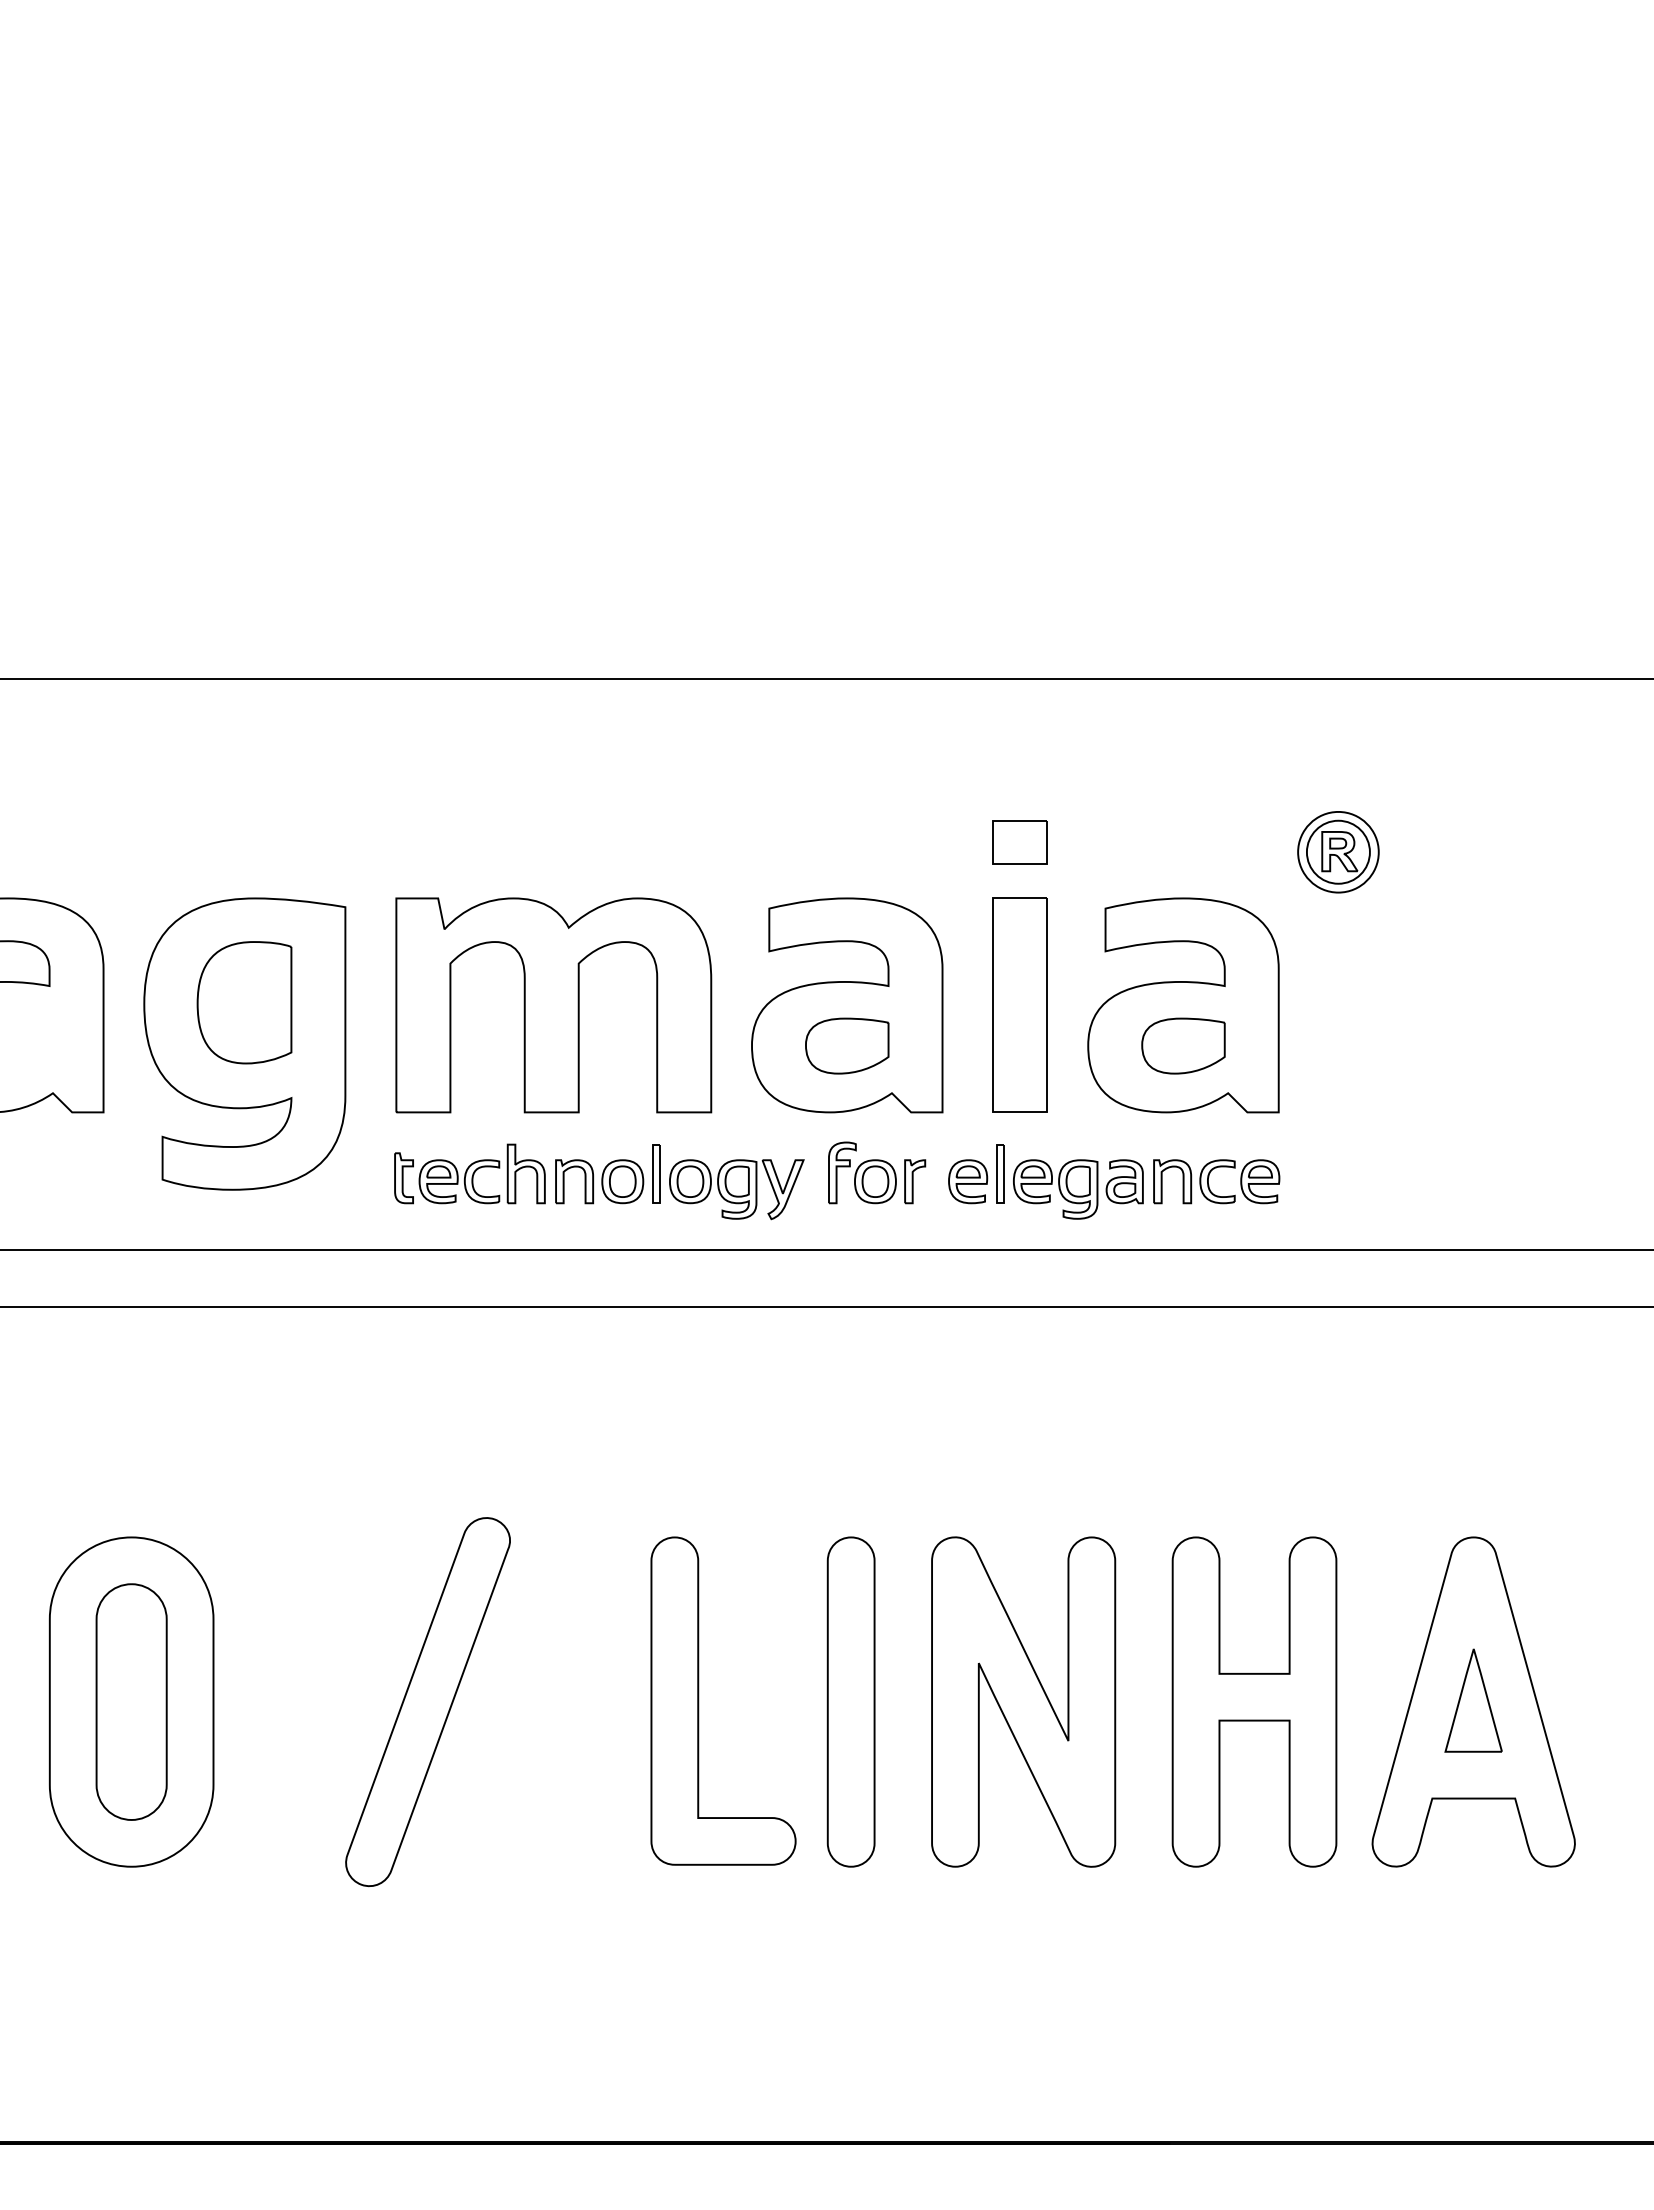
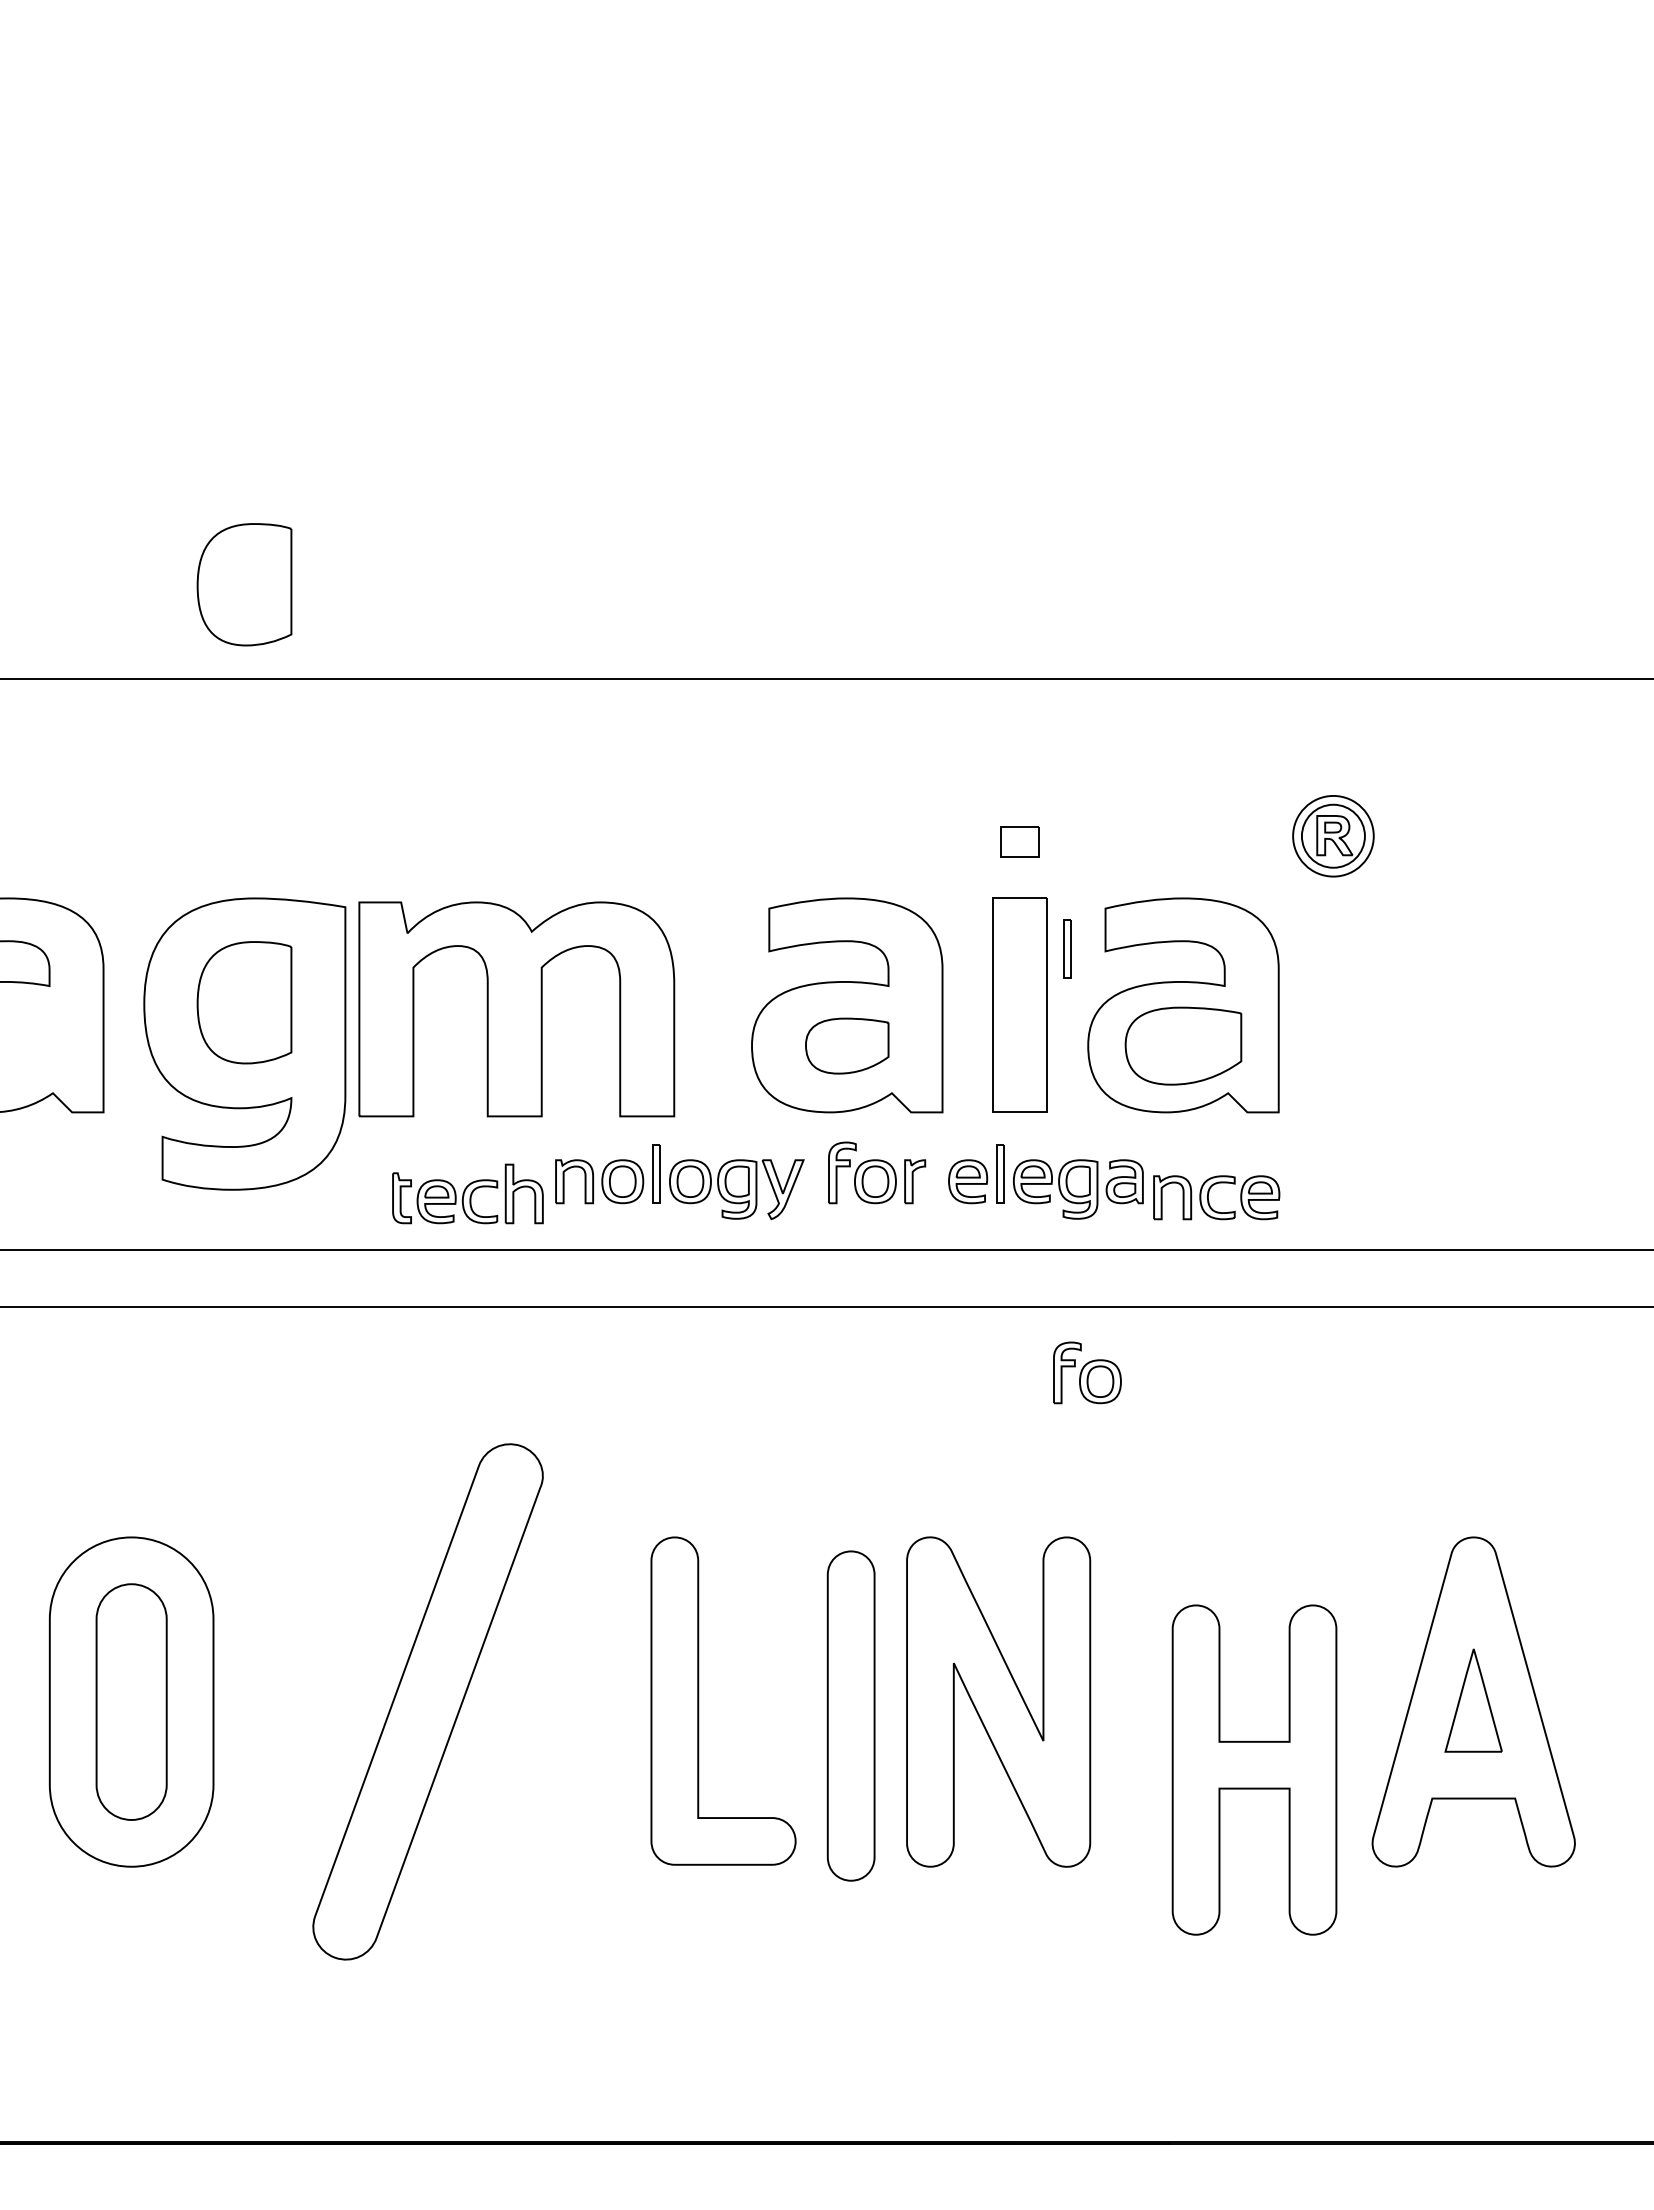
part: none -> present (244, 584)
part size: 56x45 px -> 40x32 px (1019, 841)
part position: (1338, 852) -> (1333, 836) (1333, 836)
part: none -> present (1067, 948)
part position: (553, 1005) -> (516, 1009) (516, 1009)
part size: 85x58 px -> 119x80 px (1183, 1045)
part position: (469, 1173) -> (467, 1193) (467, 1193)
part position: (1209, 1184) -> (1209, 1200) (1209, 1200)
part: none -> present (1087, 1372)
part position: (850, 1701) -> (850, 1715) (850, 1715)
part position: (1023, 1701) -> (998, 1701) (998, 1701)
part position: (1254, 1701) -> (1254, 1769) (1254, 1769)
part size: 166x371 px -> 232x518 px (427, 1701)
